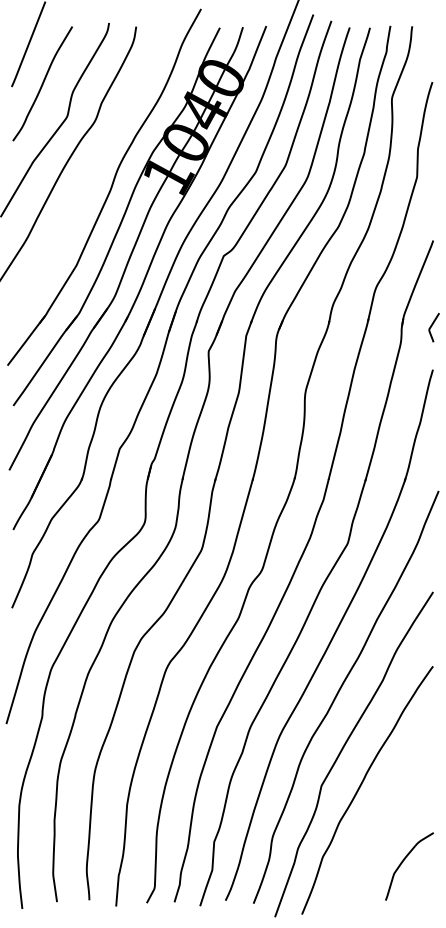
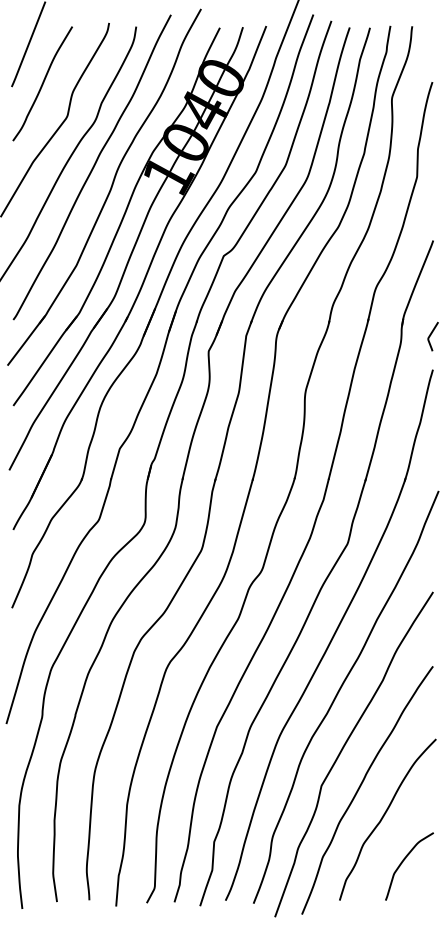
curve: none -> present (92, 167)
curve position: (432, 326) -> (431, 335) (431, 335)
curve: none -> present (383, 818)
